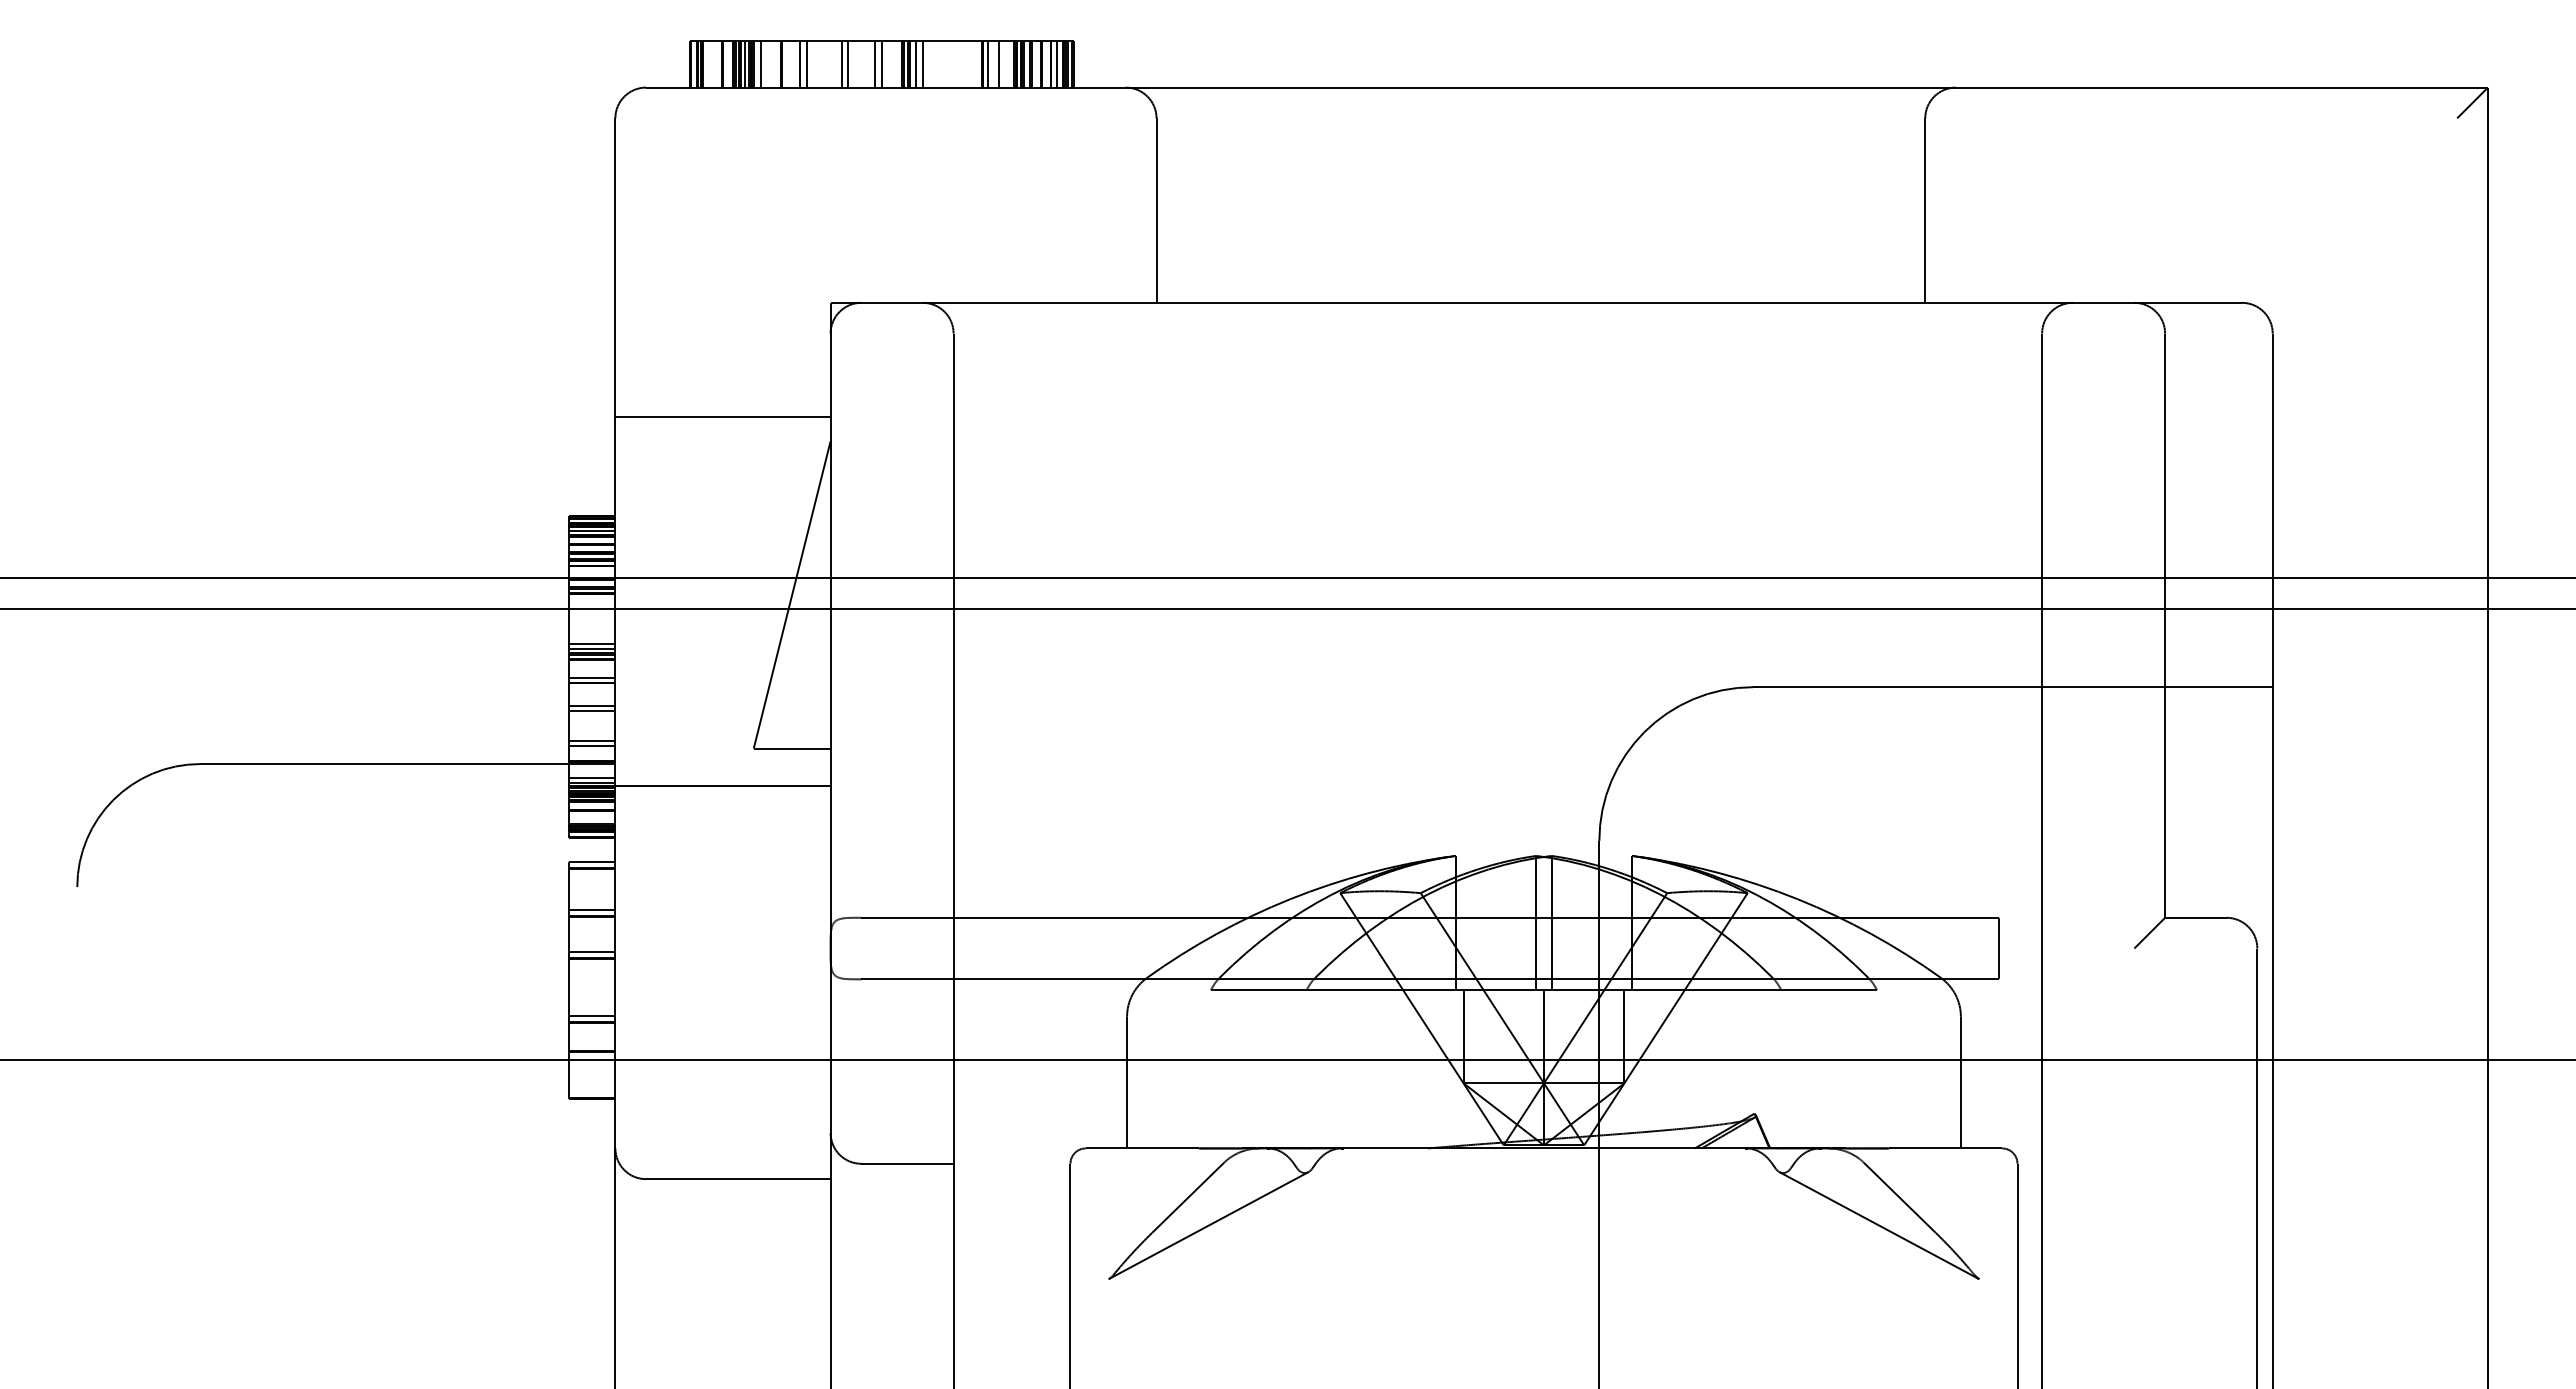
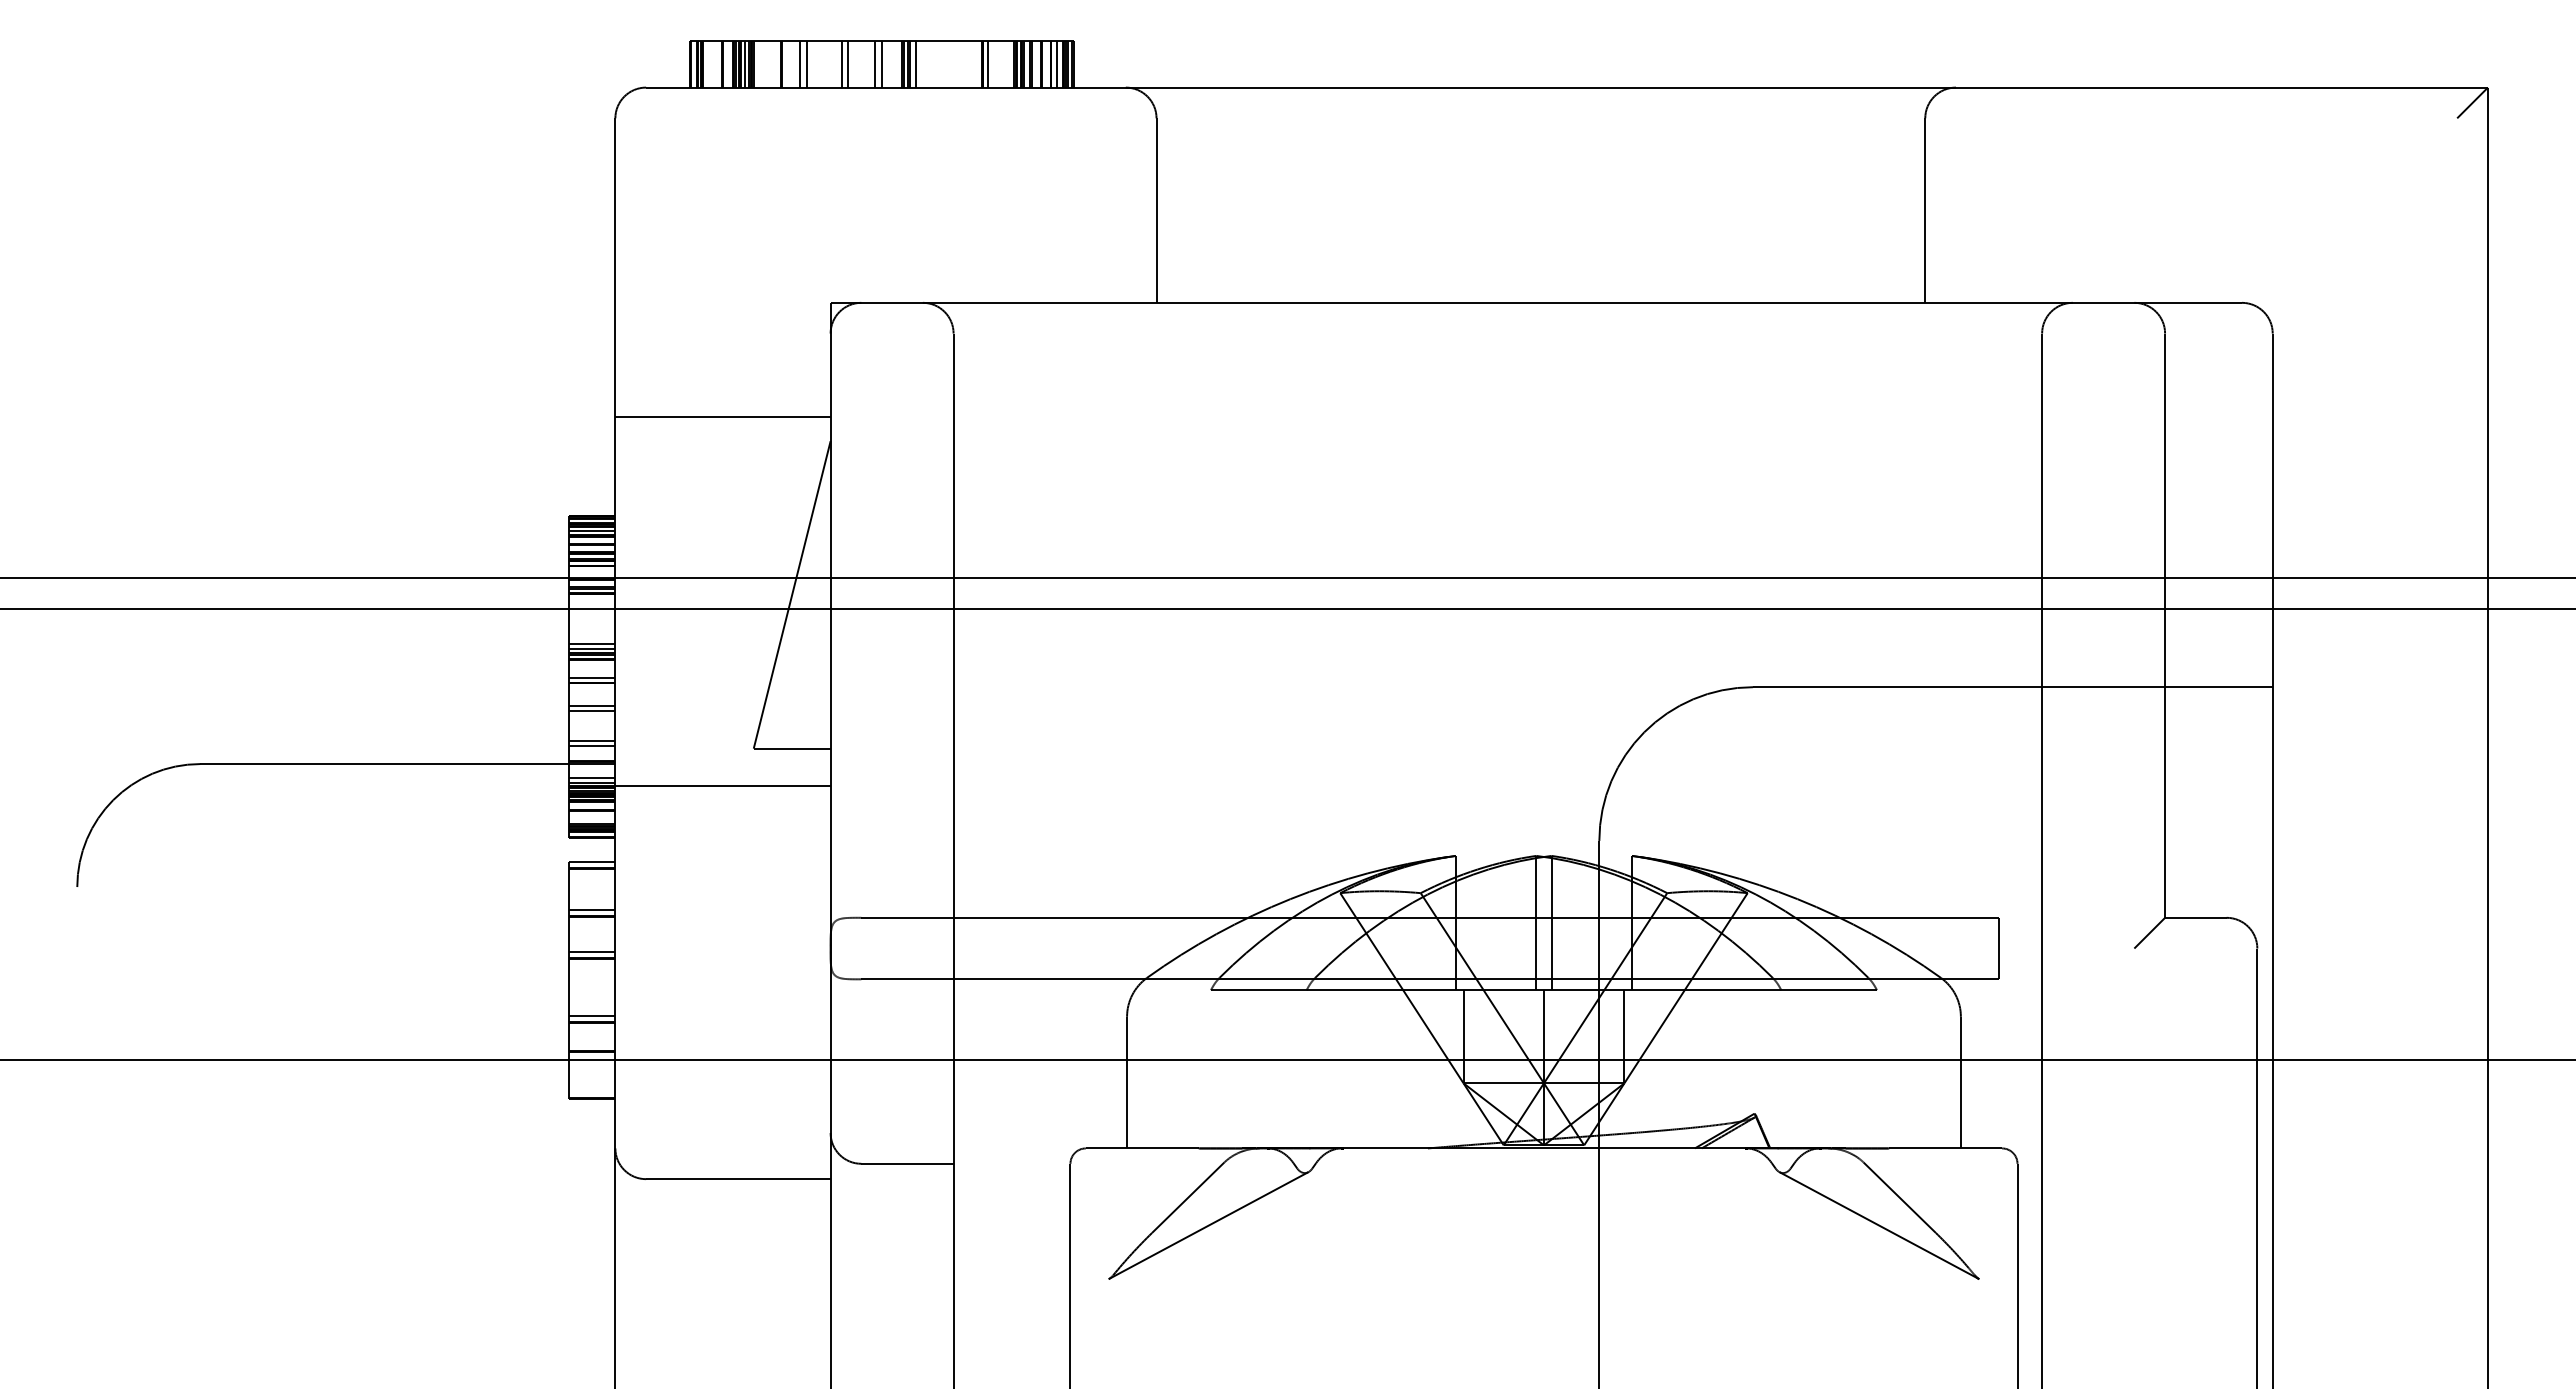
line: present -> none (760, 64)
line: present -> none (922, 64)
line: present -> none (998, 64)
